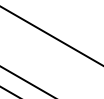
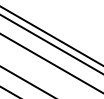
line: none -> present (51, 44)
line: none -> present (51, 63)
